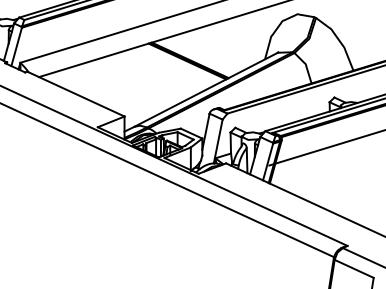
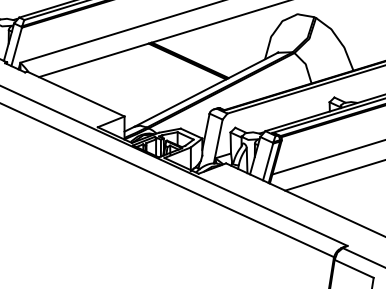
line position: (325, 147) -> (327, 157) (327, 157)
line: none -> present (333, 175)
